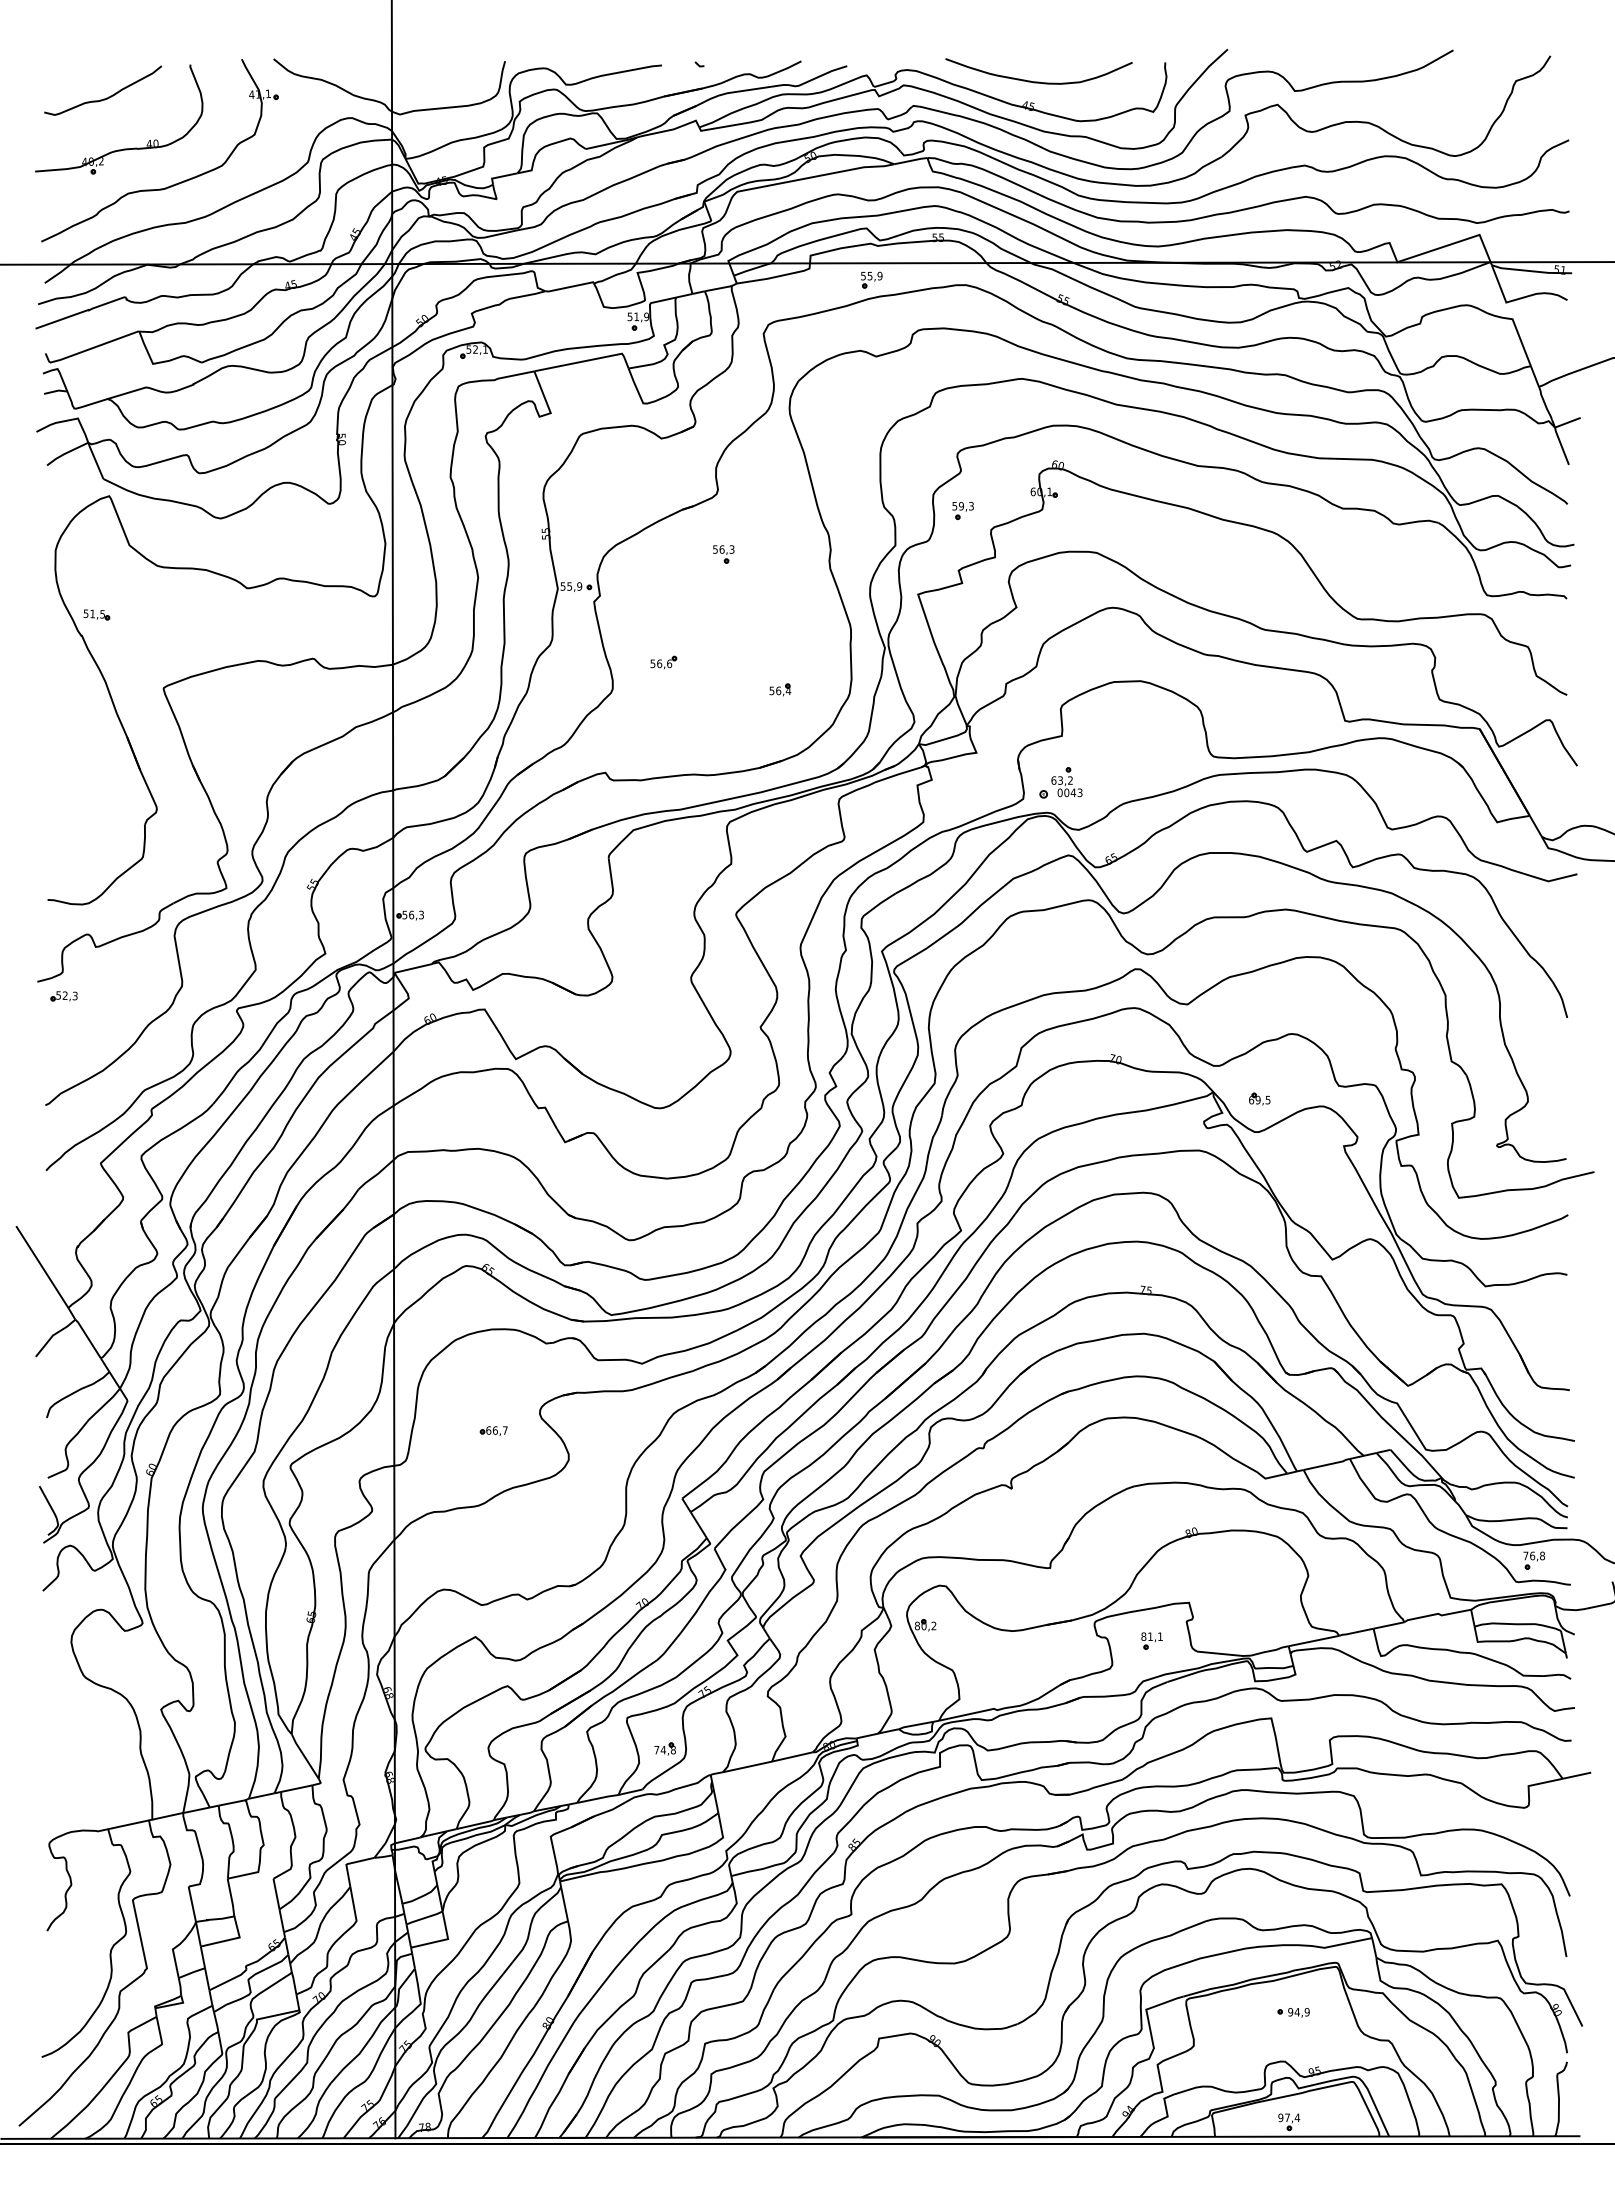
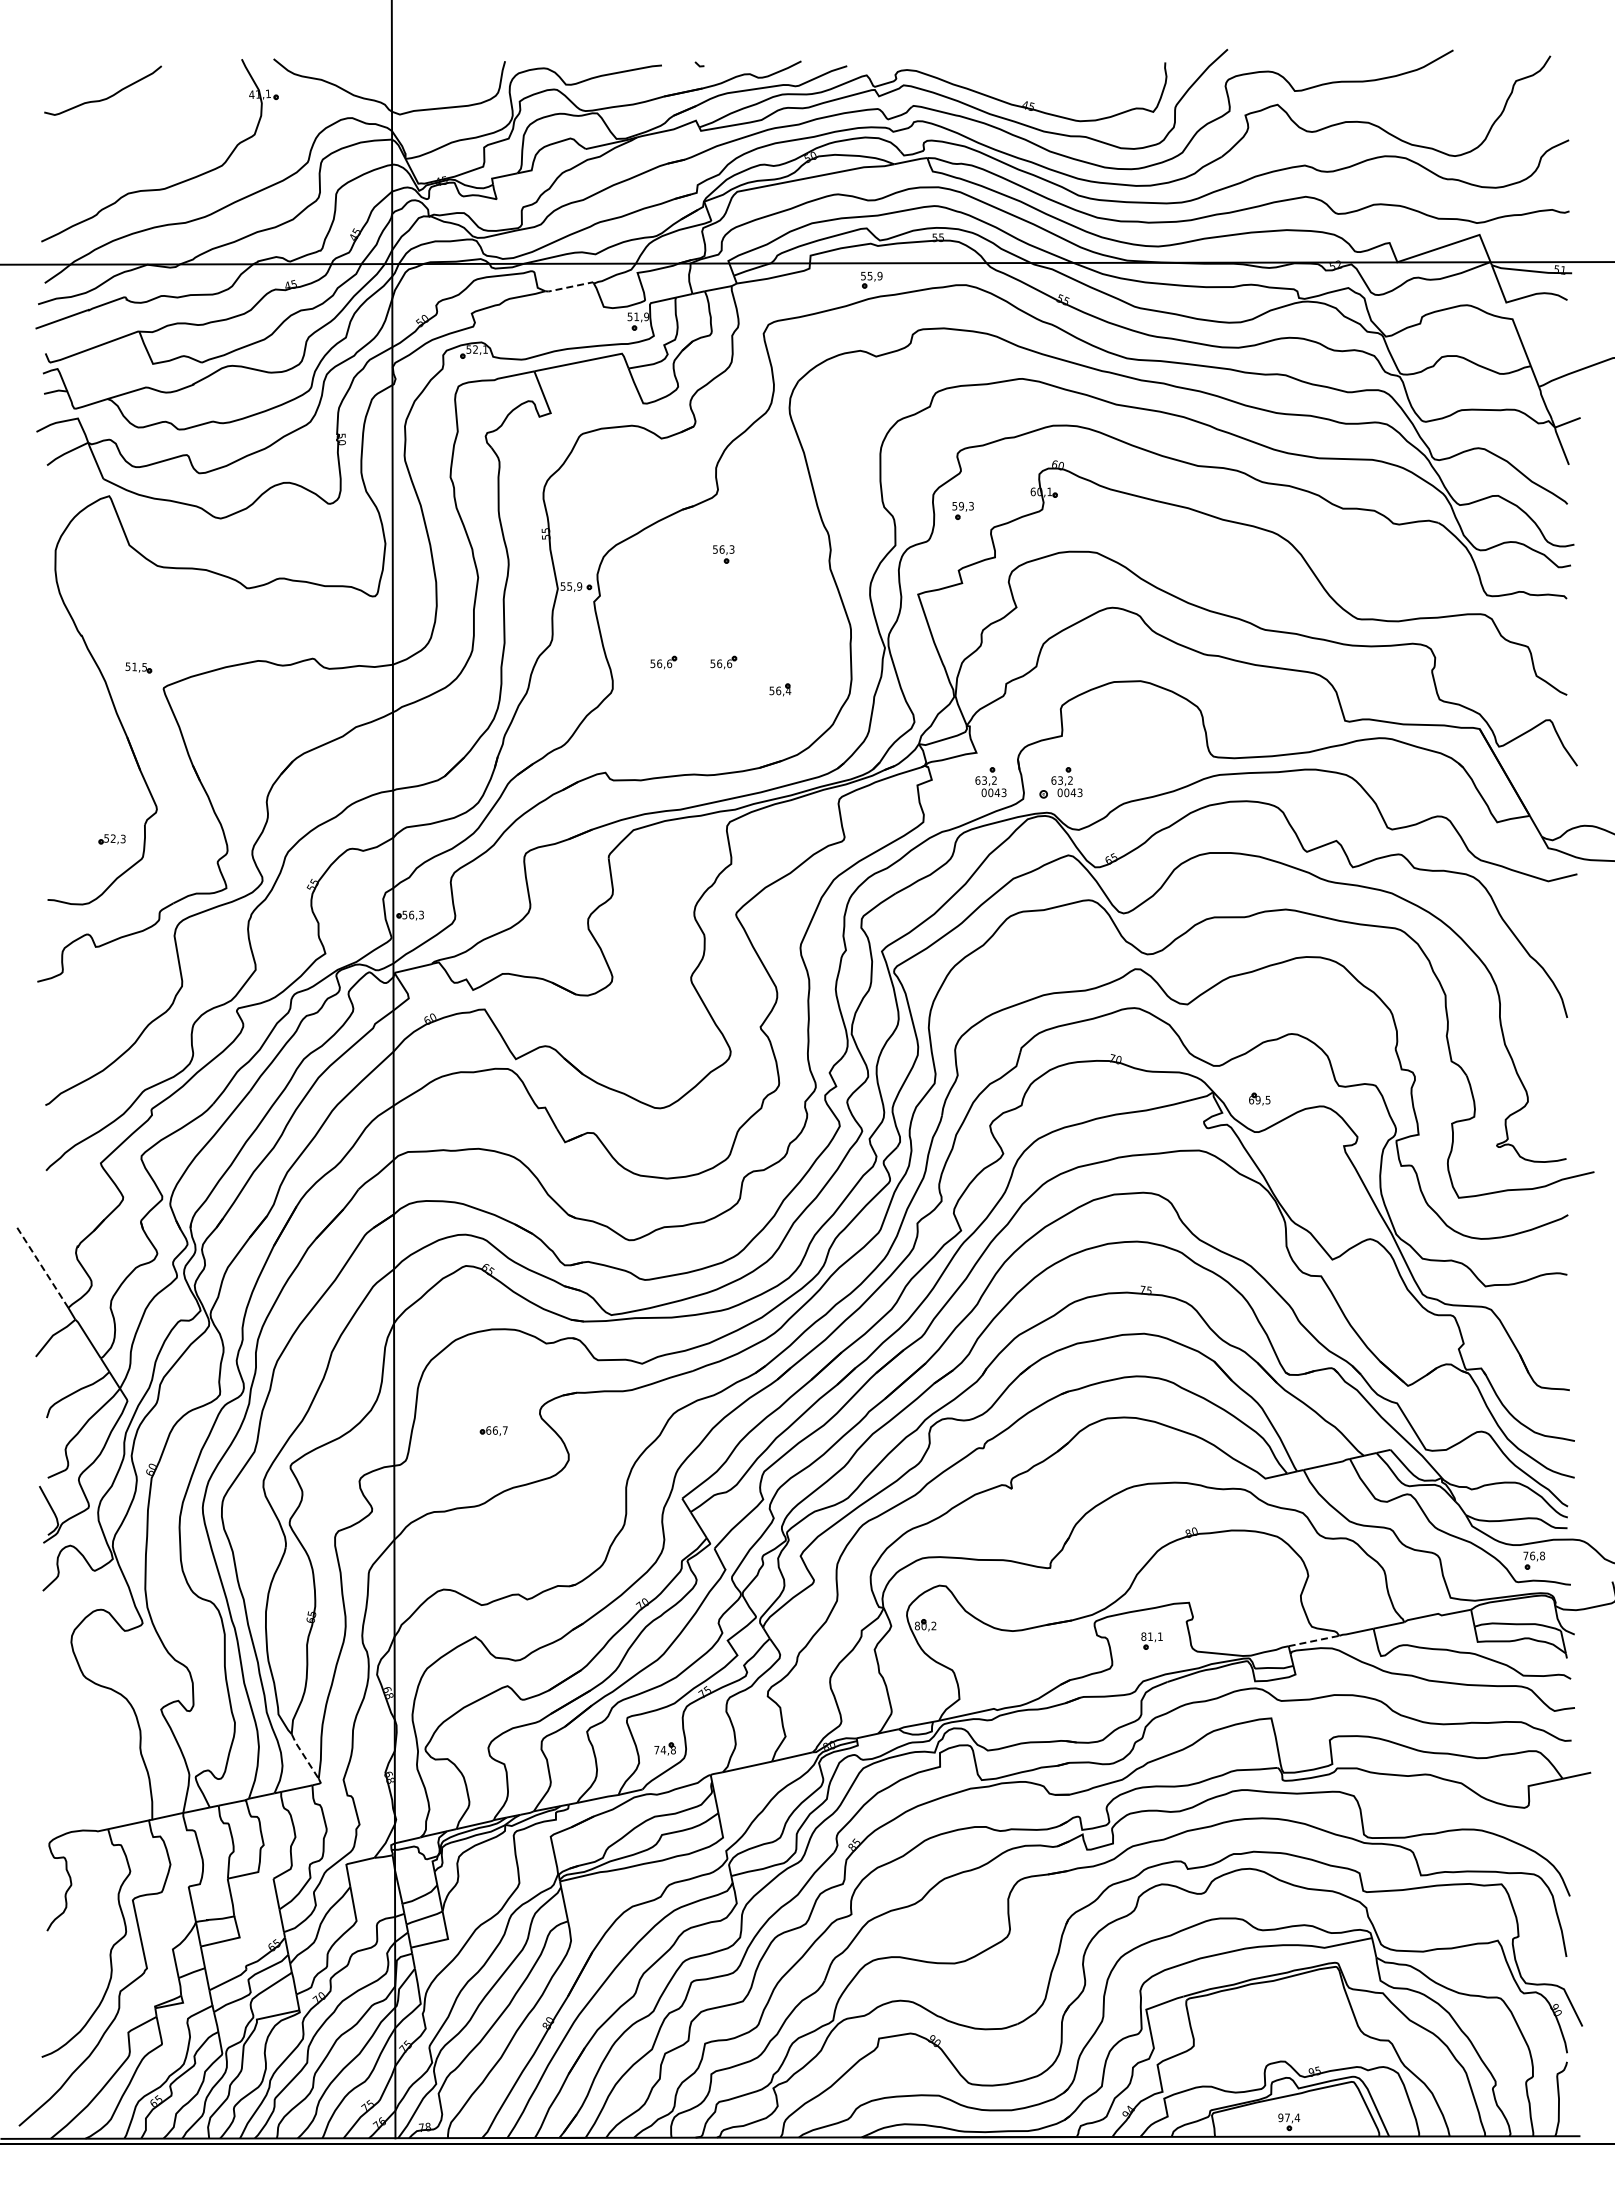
curve: present -> none (1038, 81)
part: present -> none (123, 148)
line: solid -> dashed (569, 287)
part position: (96, 614) -> (138, 667) (138, 667)
part: none -> present (723, 662)
part: none -> present (990, 782)
part position: (63, 996) -> (111, 839) (111, 839)
line: solid -> dashed (42, 1266)
line: solid -> dashed (1314, 1640)
line: solid -> dashed (304, 1756)
part: present -> none (1293, 2012)
